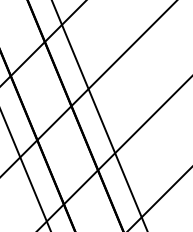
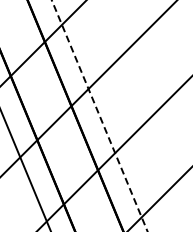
line: solid -> dashed (99, 116)
